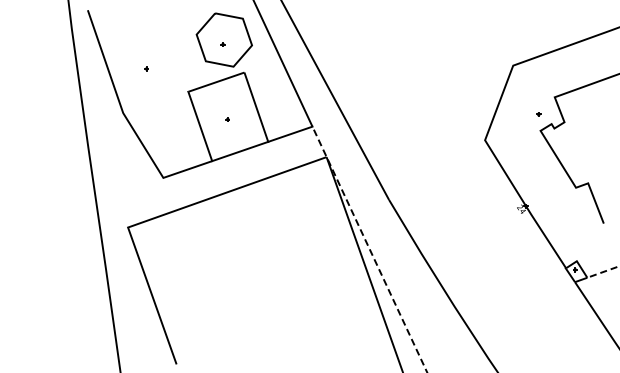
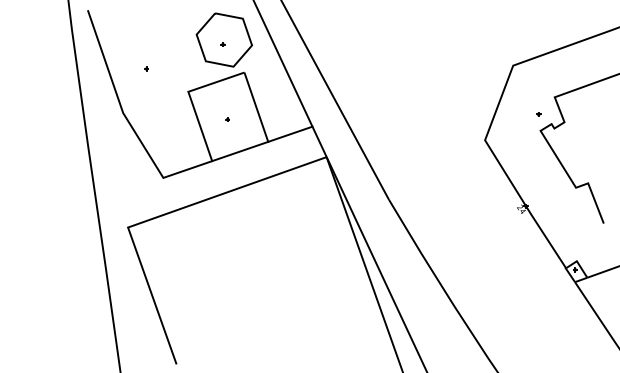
line: dashed -> solid (369, 249)
line: dashed -> solid (603, 272)
